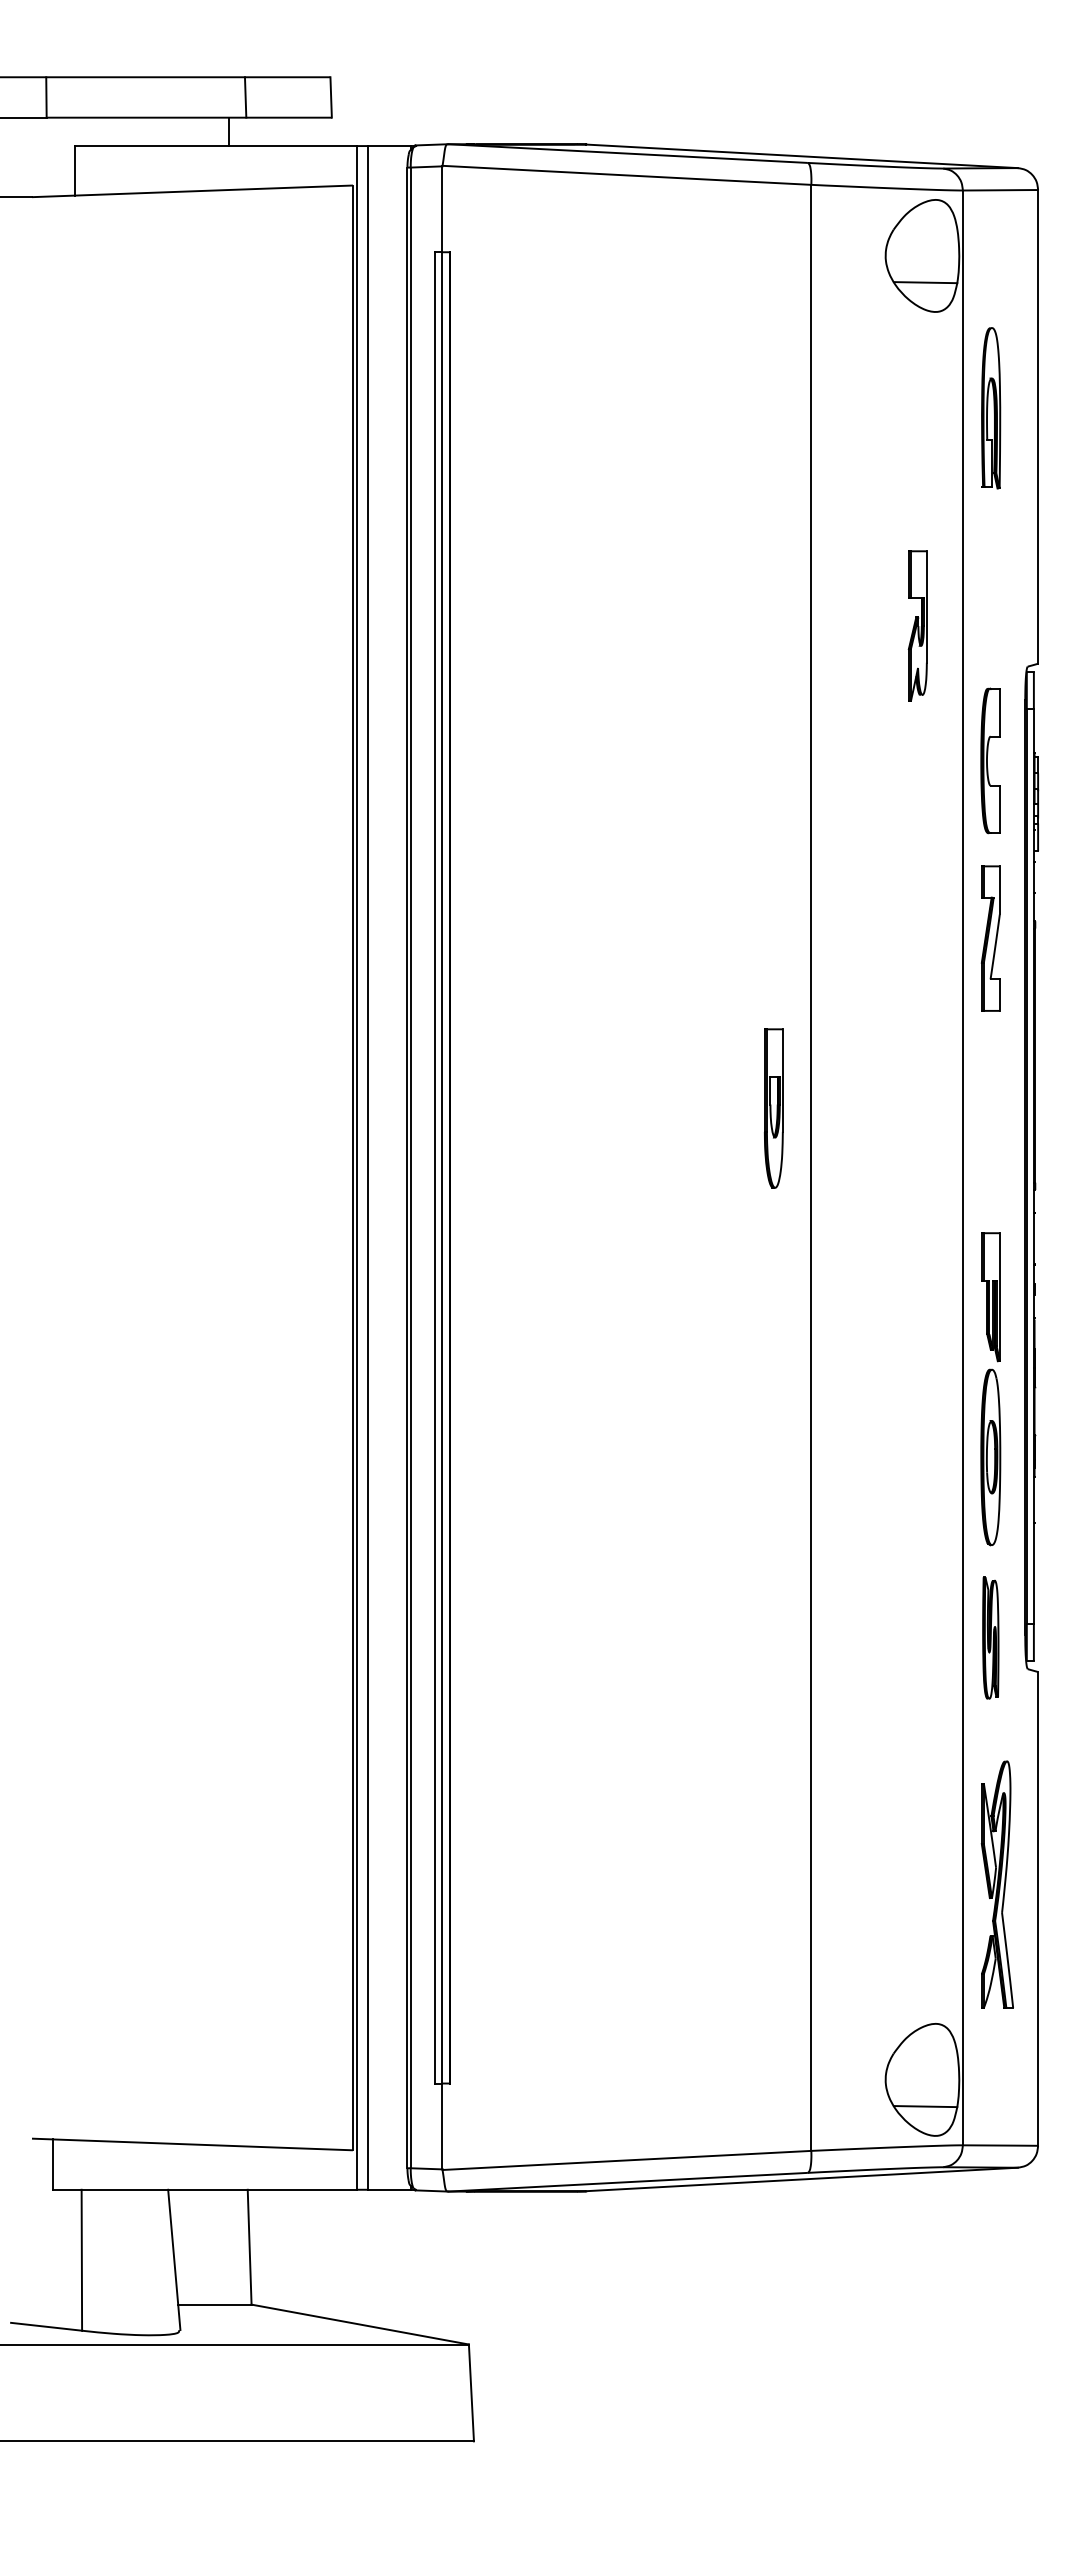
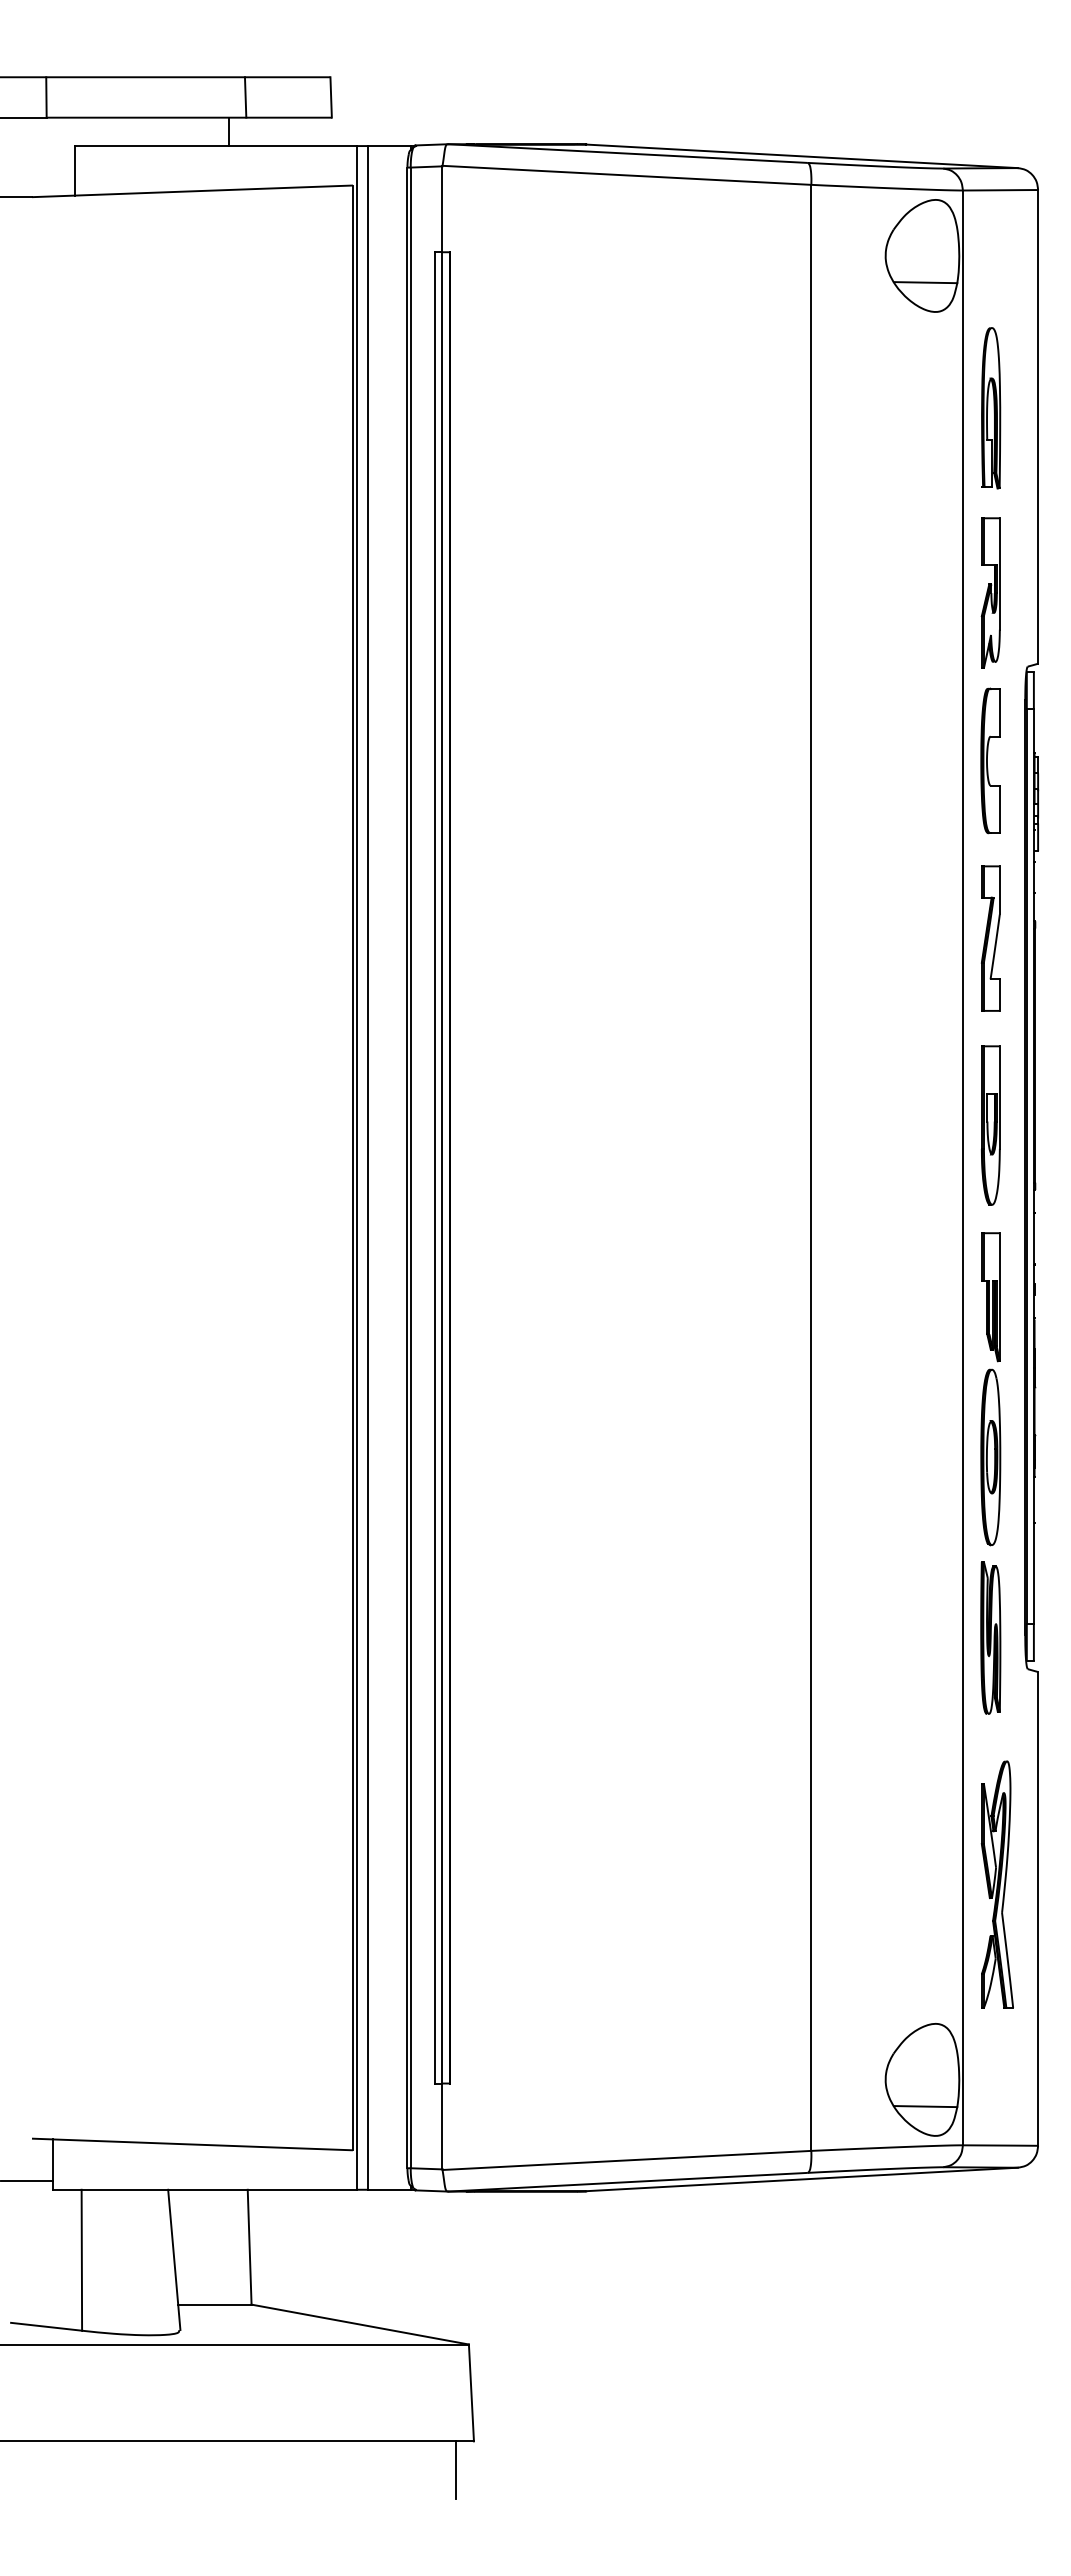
part position: (917, 625) -> (990, 592) (990, 592)
part position: (773, 1108) -> (990, 1125) (990, 1125)
part size: 18x124 px -> 22x154 px (990, 1637)
line: none -> present (27, 2181)
line: none -> present (456, 2469)
